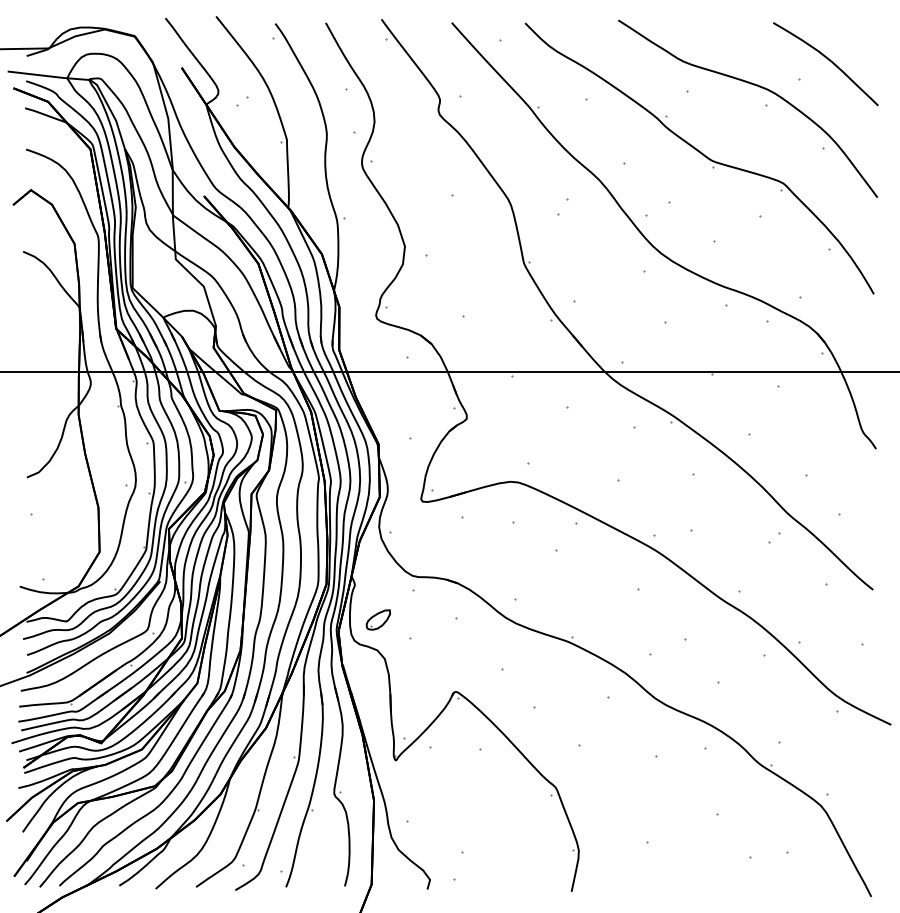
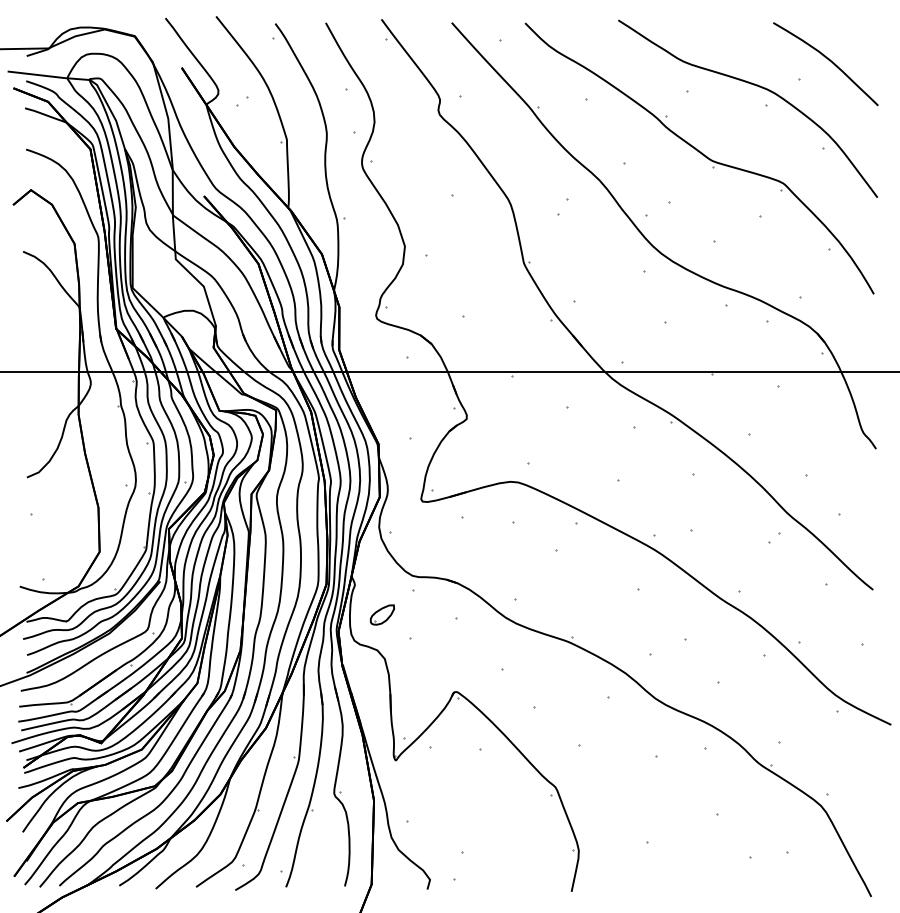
part position: (377, 619) -> (381, 614) (381, 614)
